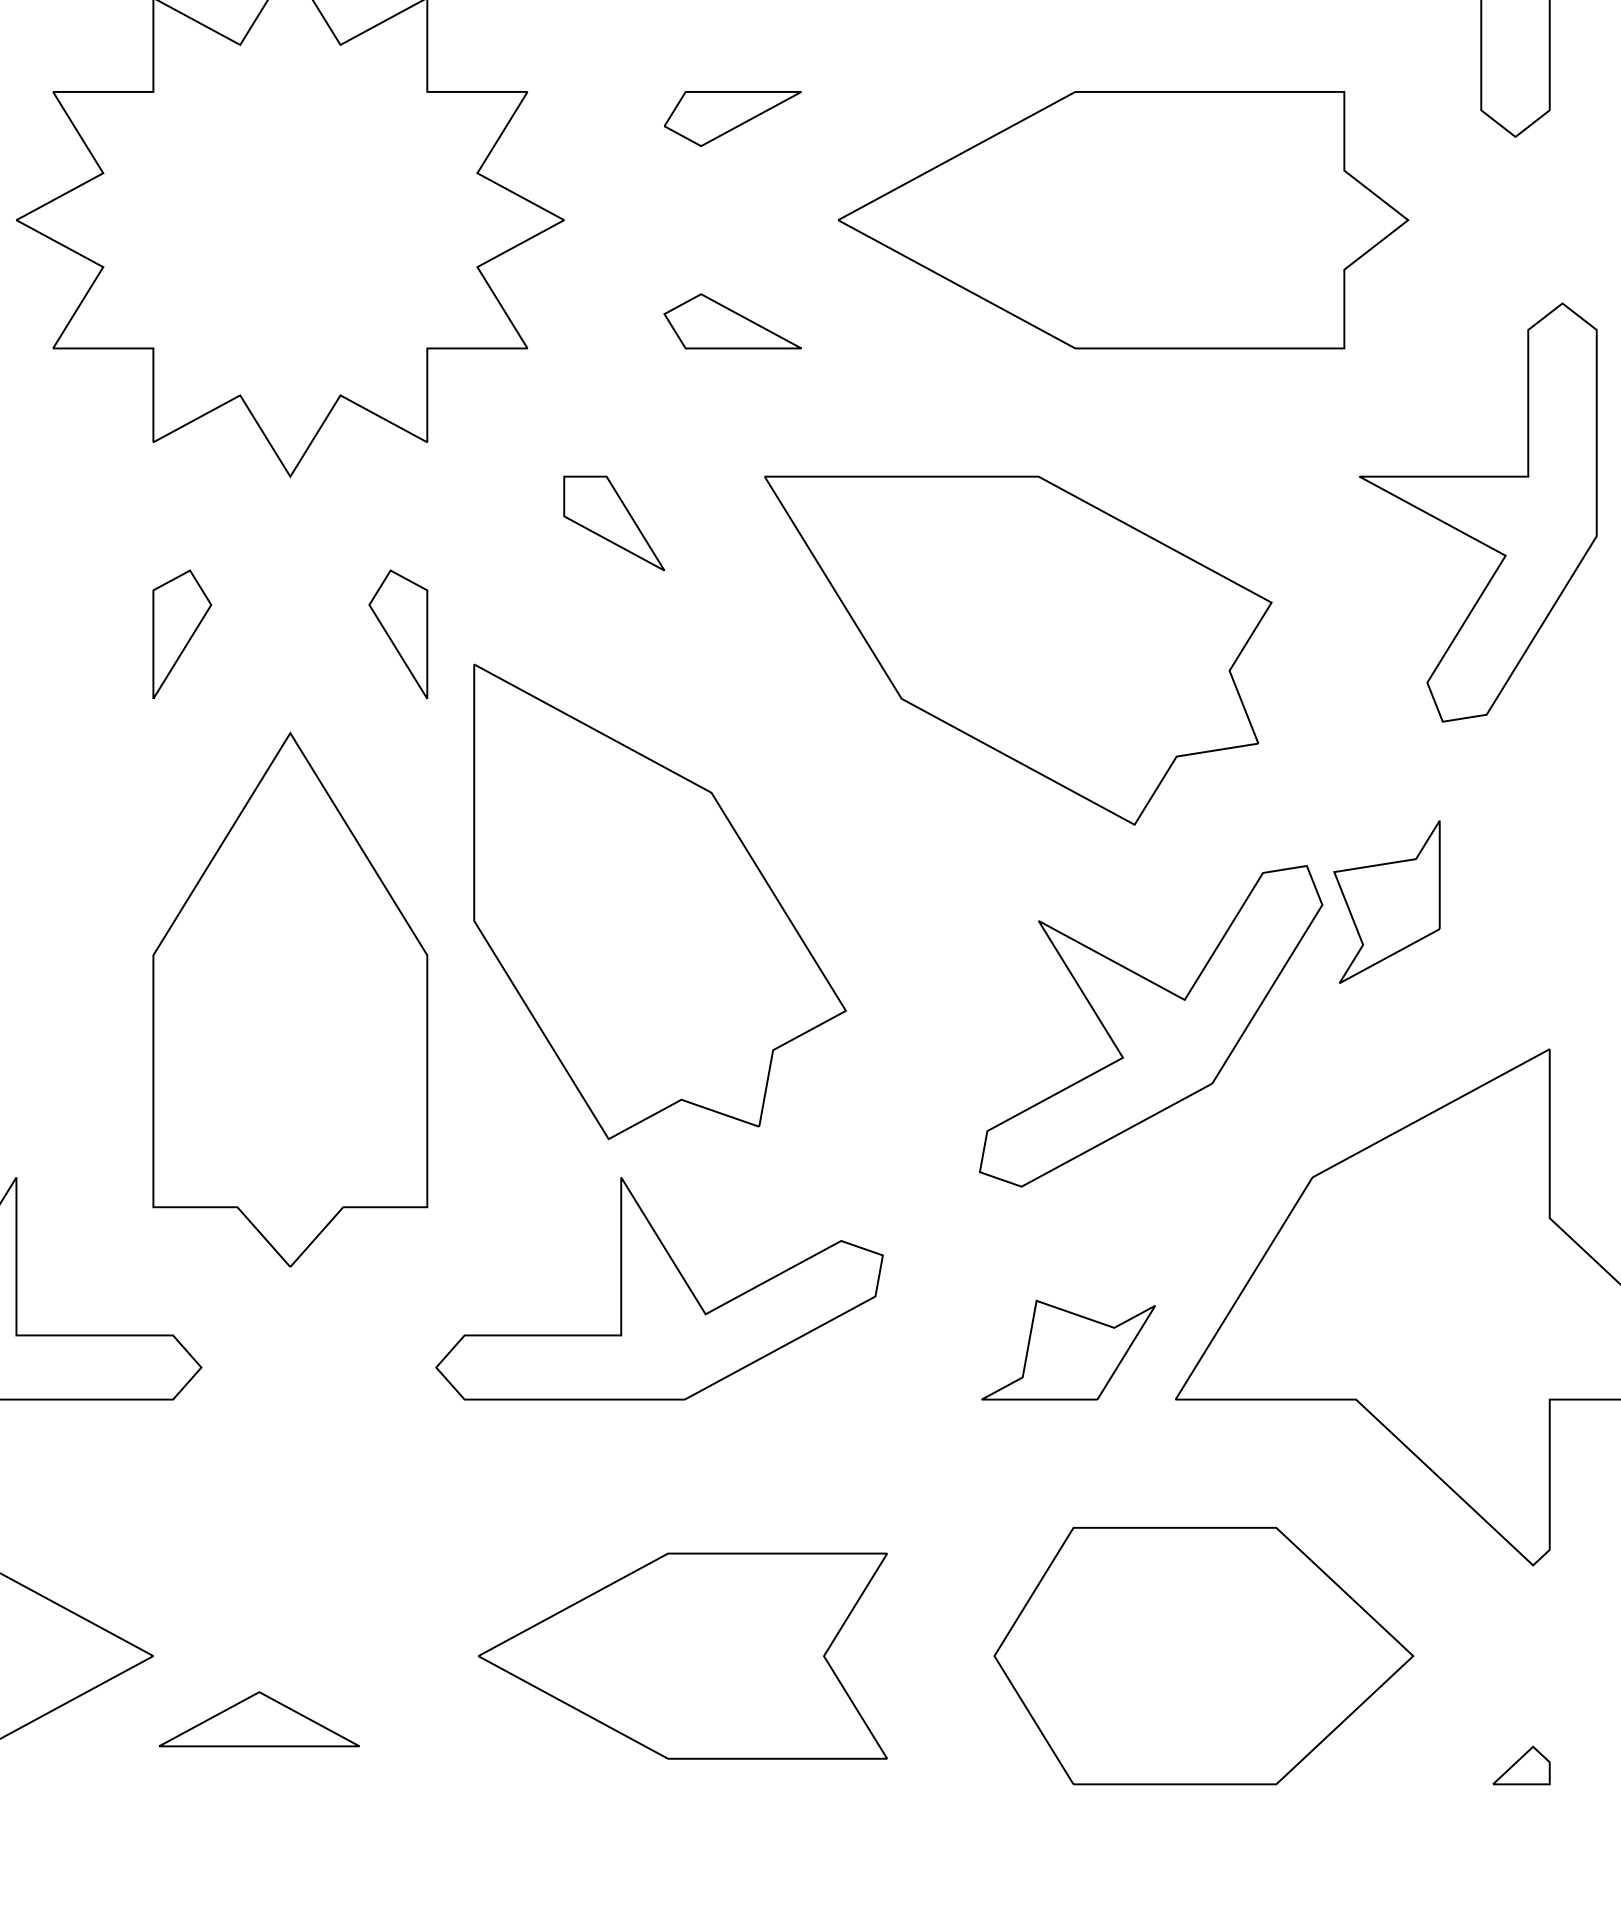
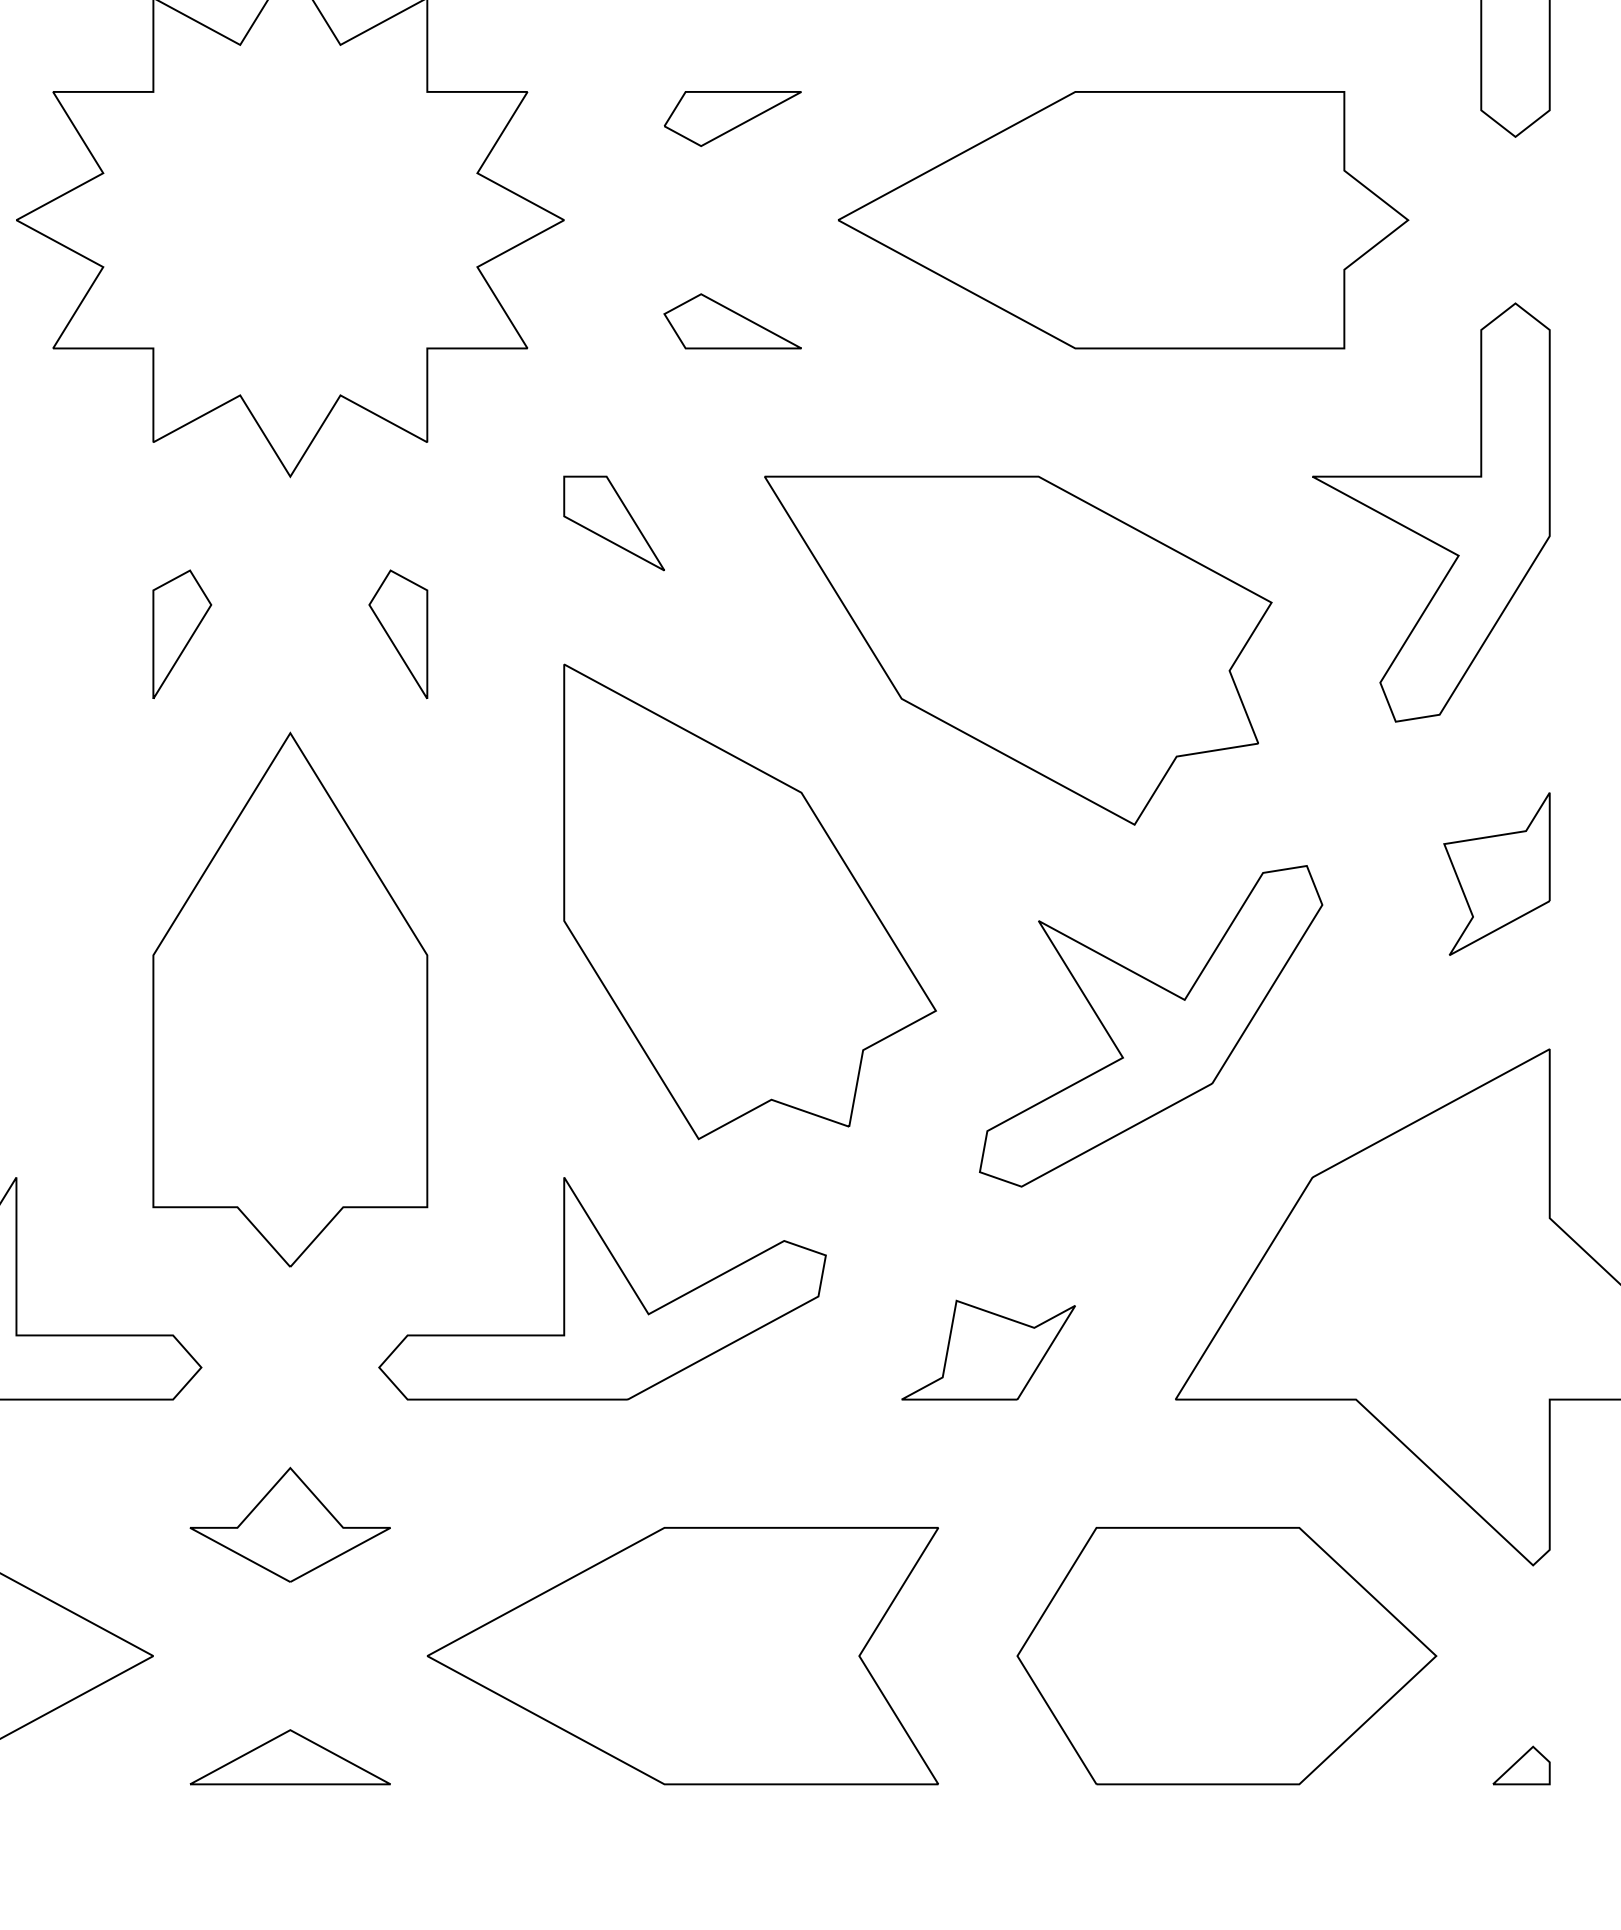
part position: (1478, 512) -> (1431, 512) (1431, 512)
part position: (659, 901) -> (749, 901) (749, 901)
part position: (1386, 901) -> (1496, 873) (1496, 873)
part position: (659, 1288) -> (602, 1288) (602, 1288)
part position: (1068, 1349) -> (988, 1349) (988, 1349)
part: none -> present (289, 1524)
part size: 410x208 px -> 513x259 px (682, 1656)
part position: (1203, 1656) -> (1226, 1656) (1226, 1656)
part position: (258, 1719) -> (289, 1757) (289, 1757)
